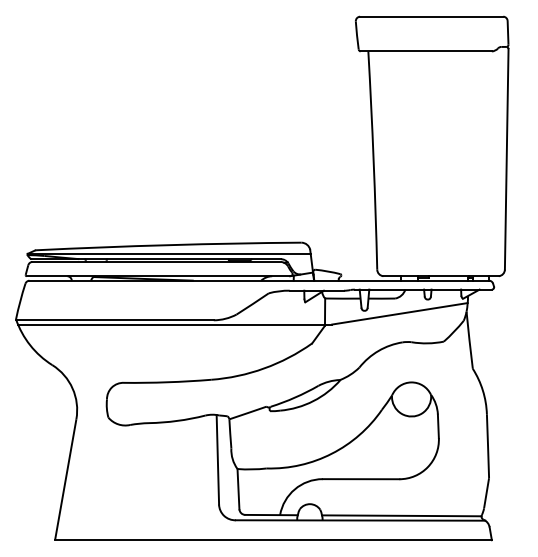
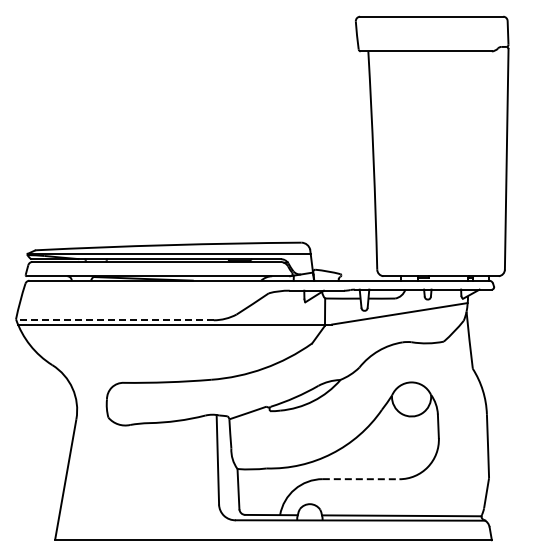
line: solid -> dashed (115, 320)
line: solid -> dashed (361, 479)
